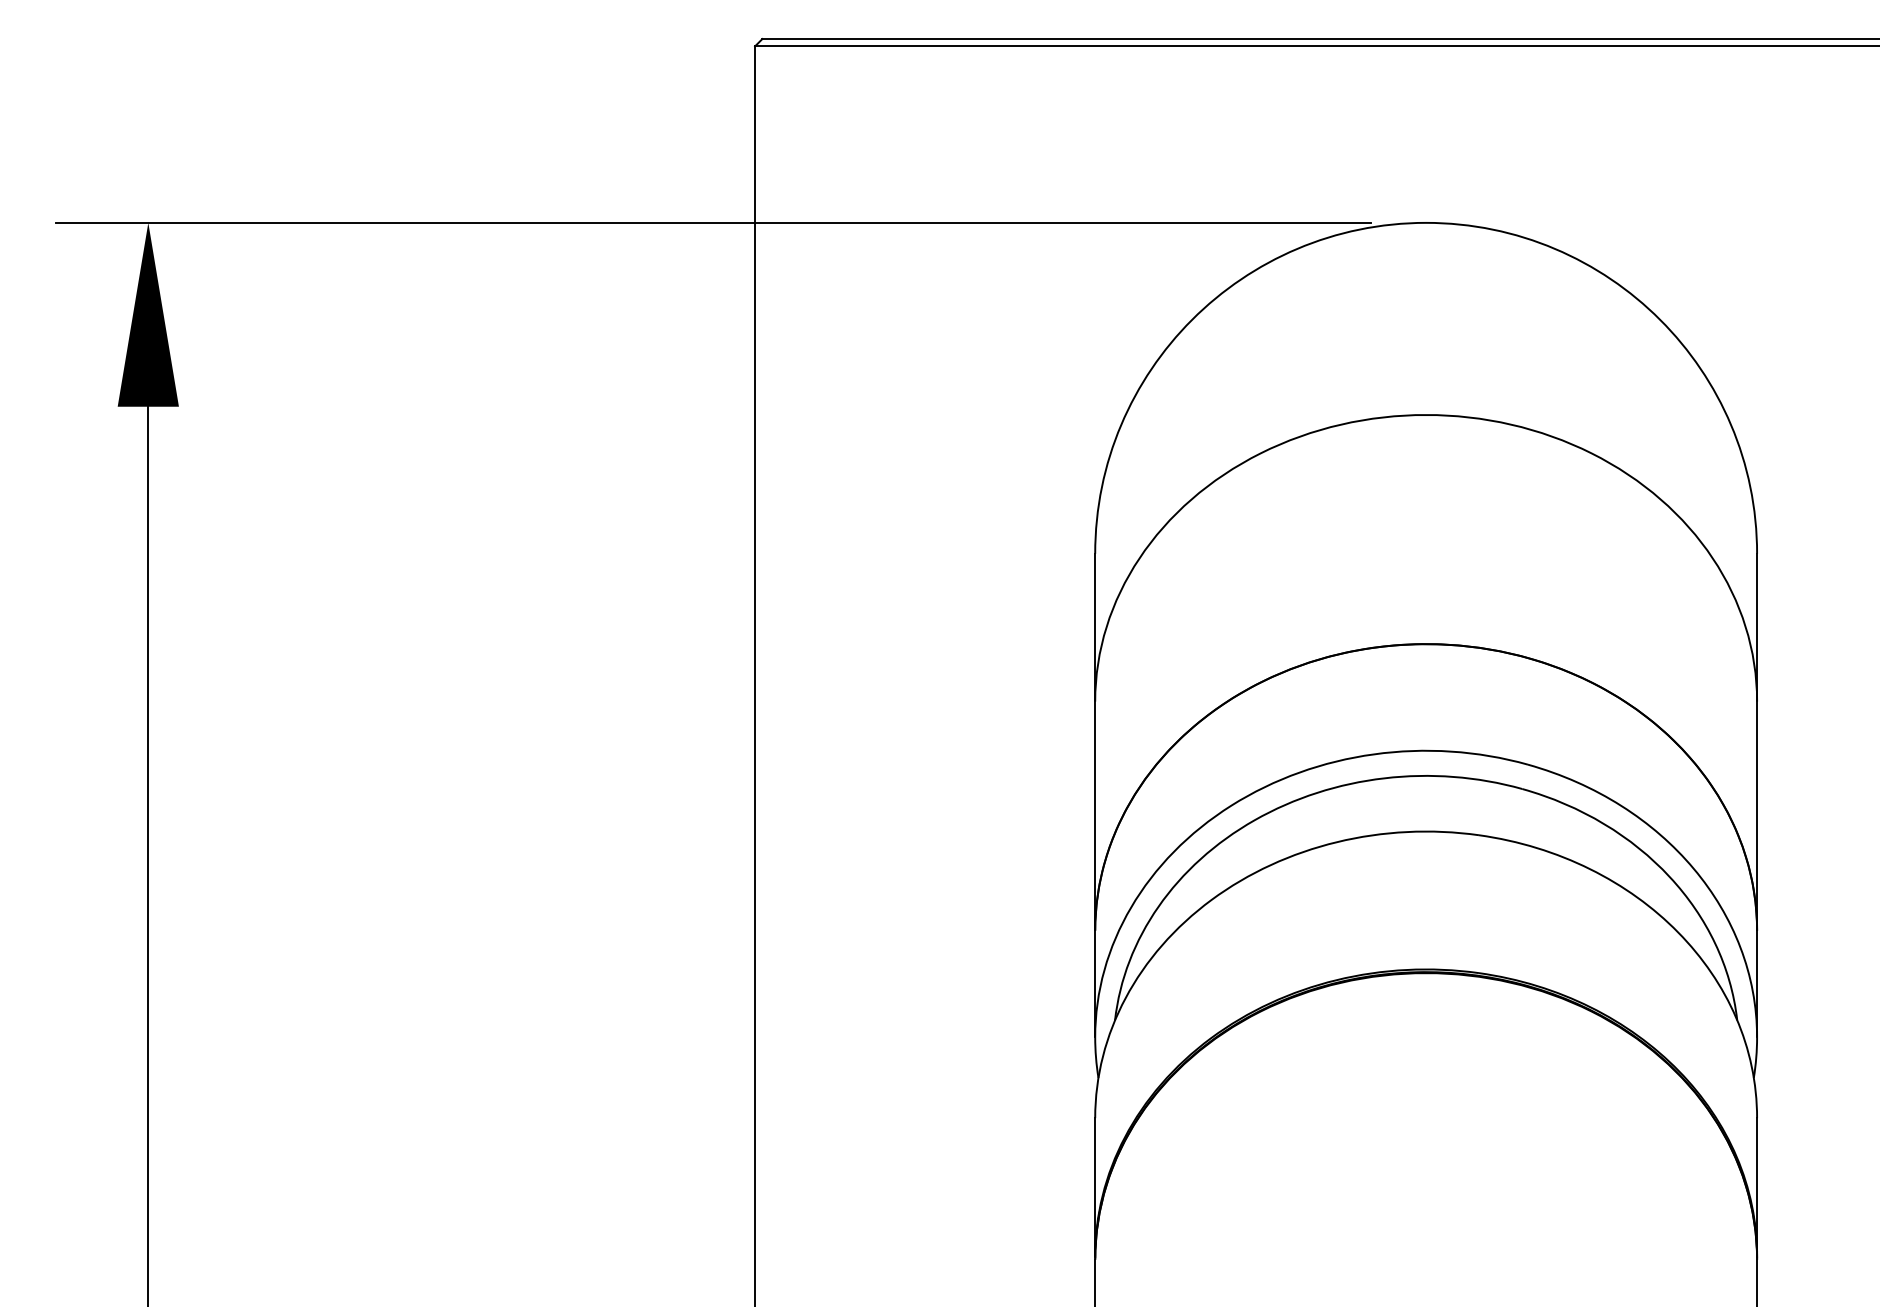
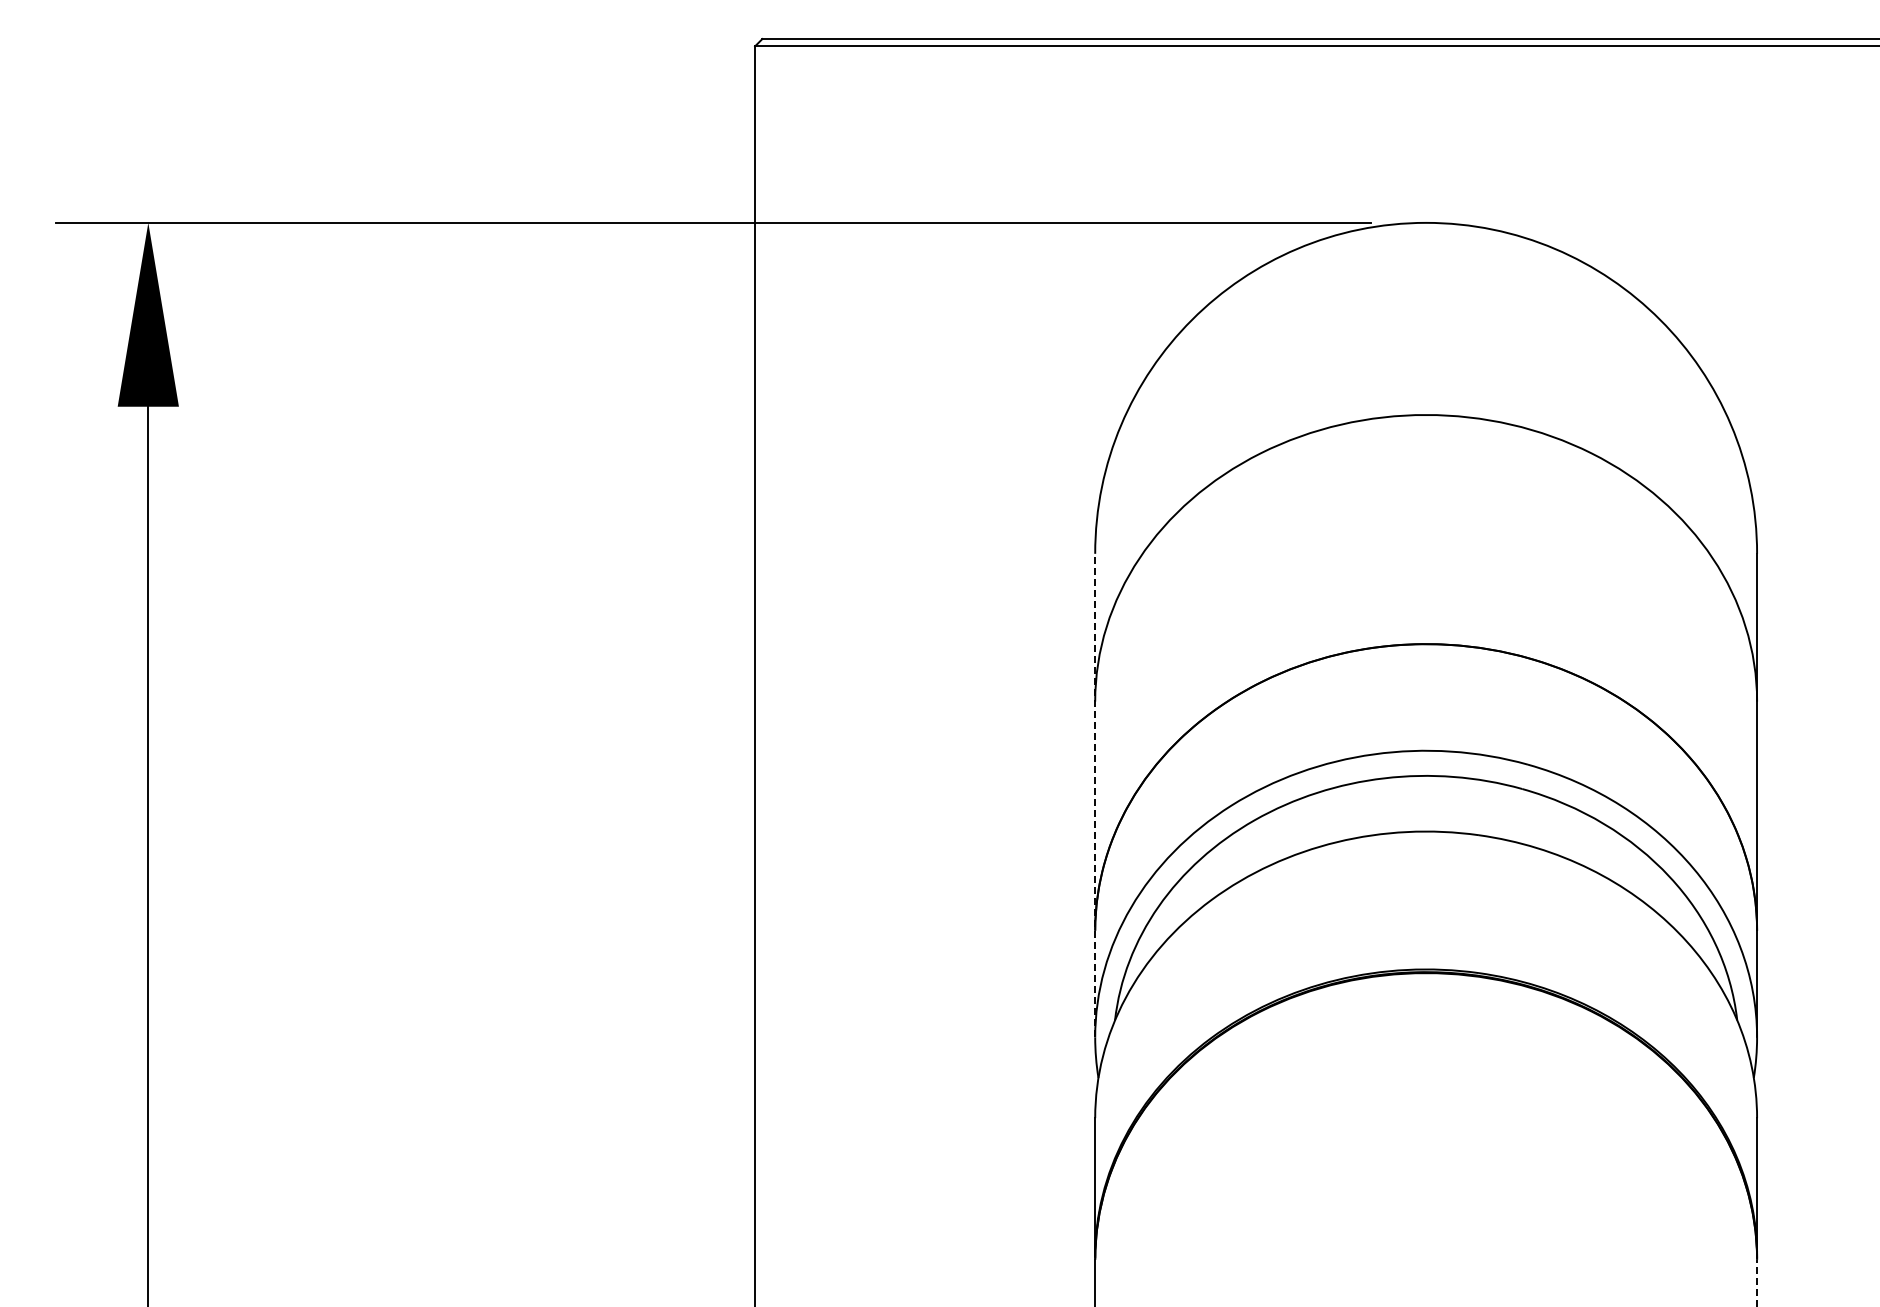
line: solid -> dashed (1095, 795)
line: solid -> dashed (1757, 1282)
